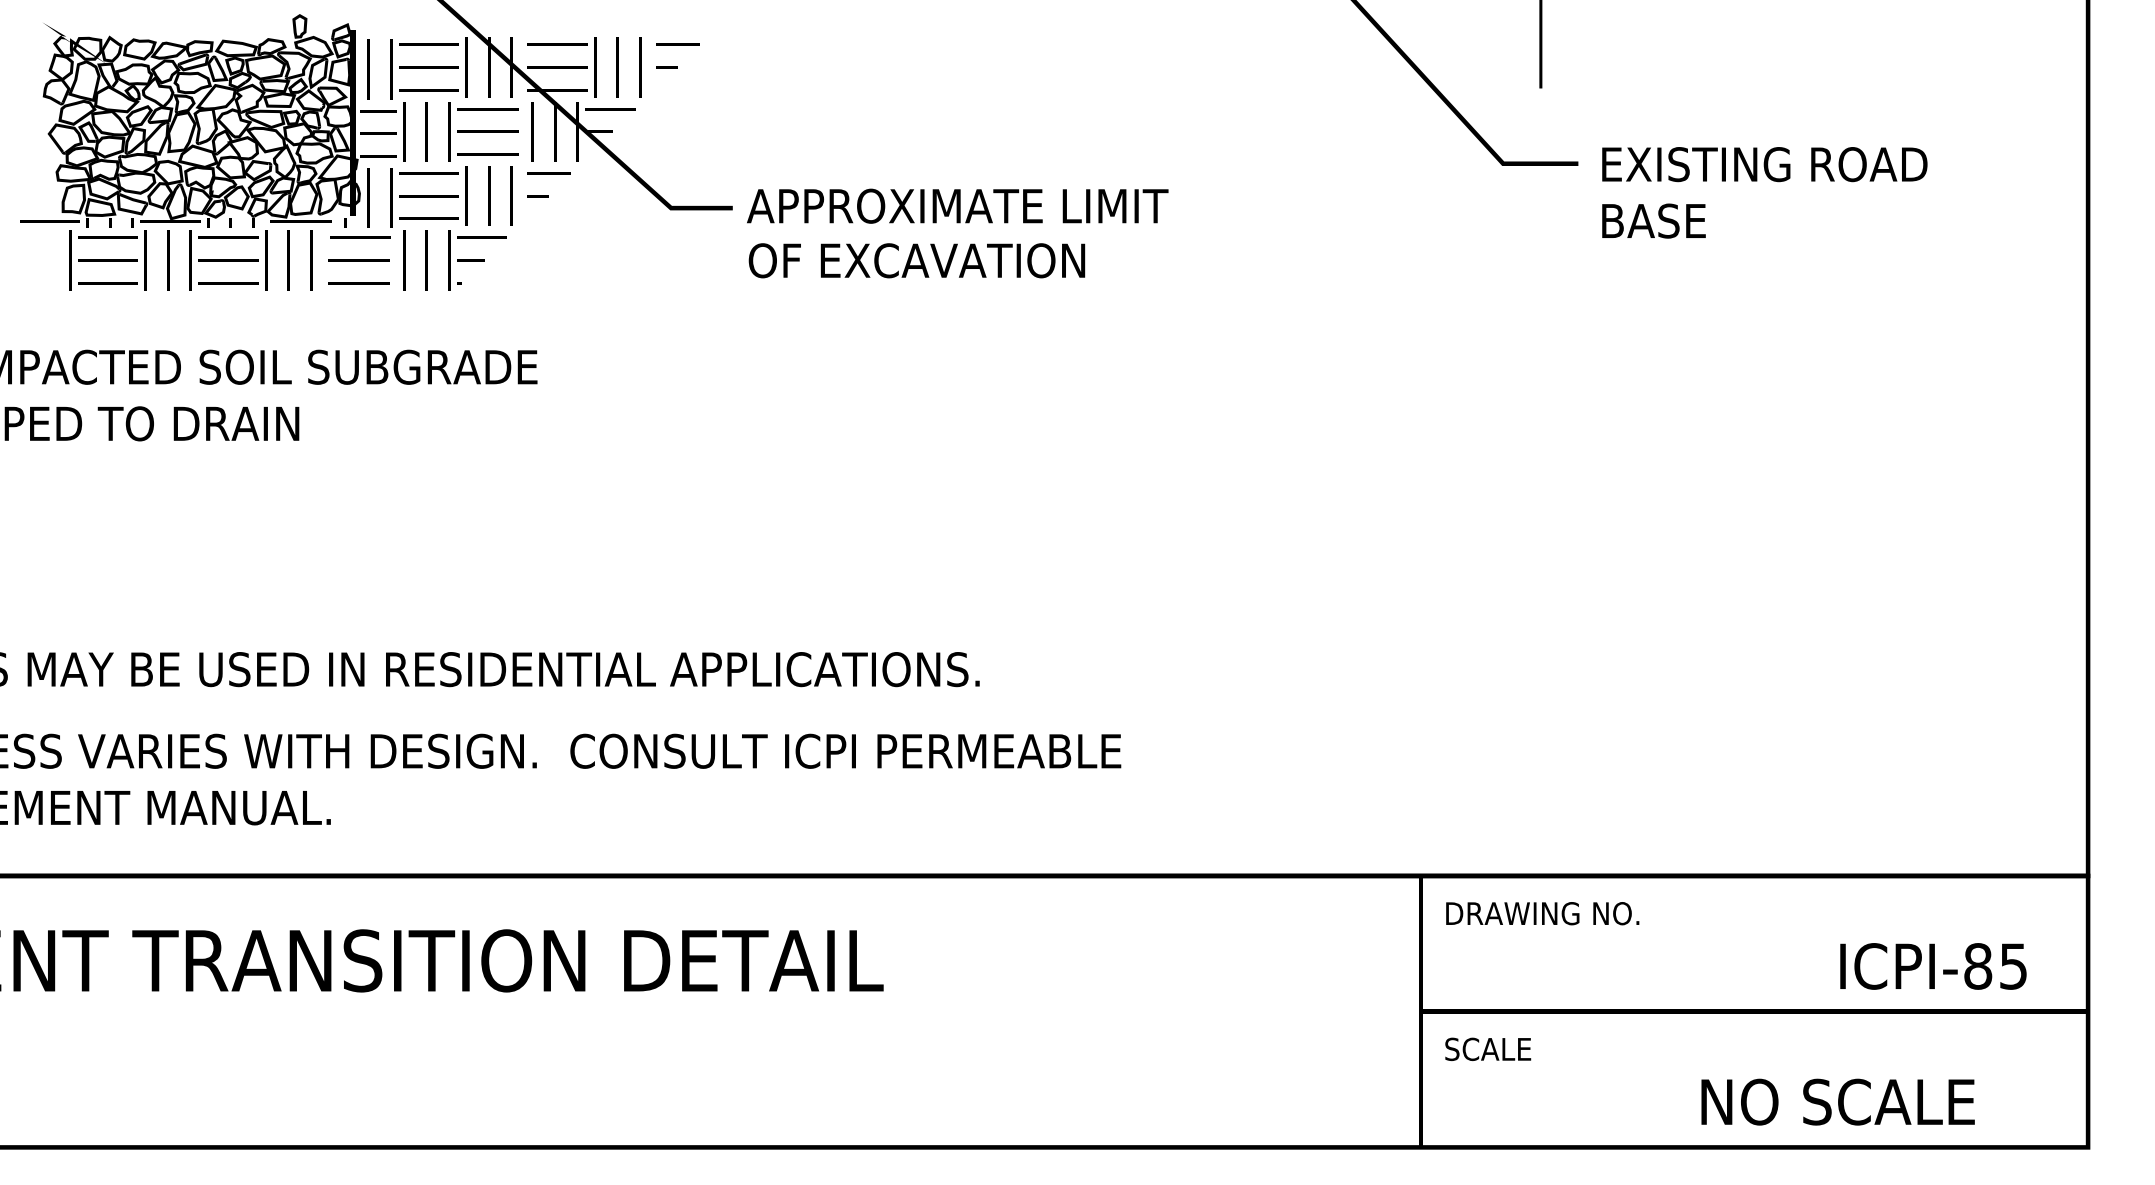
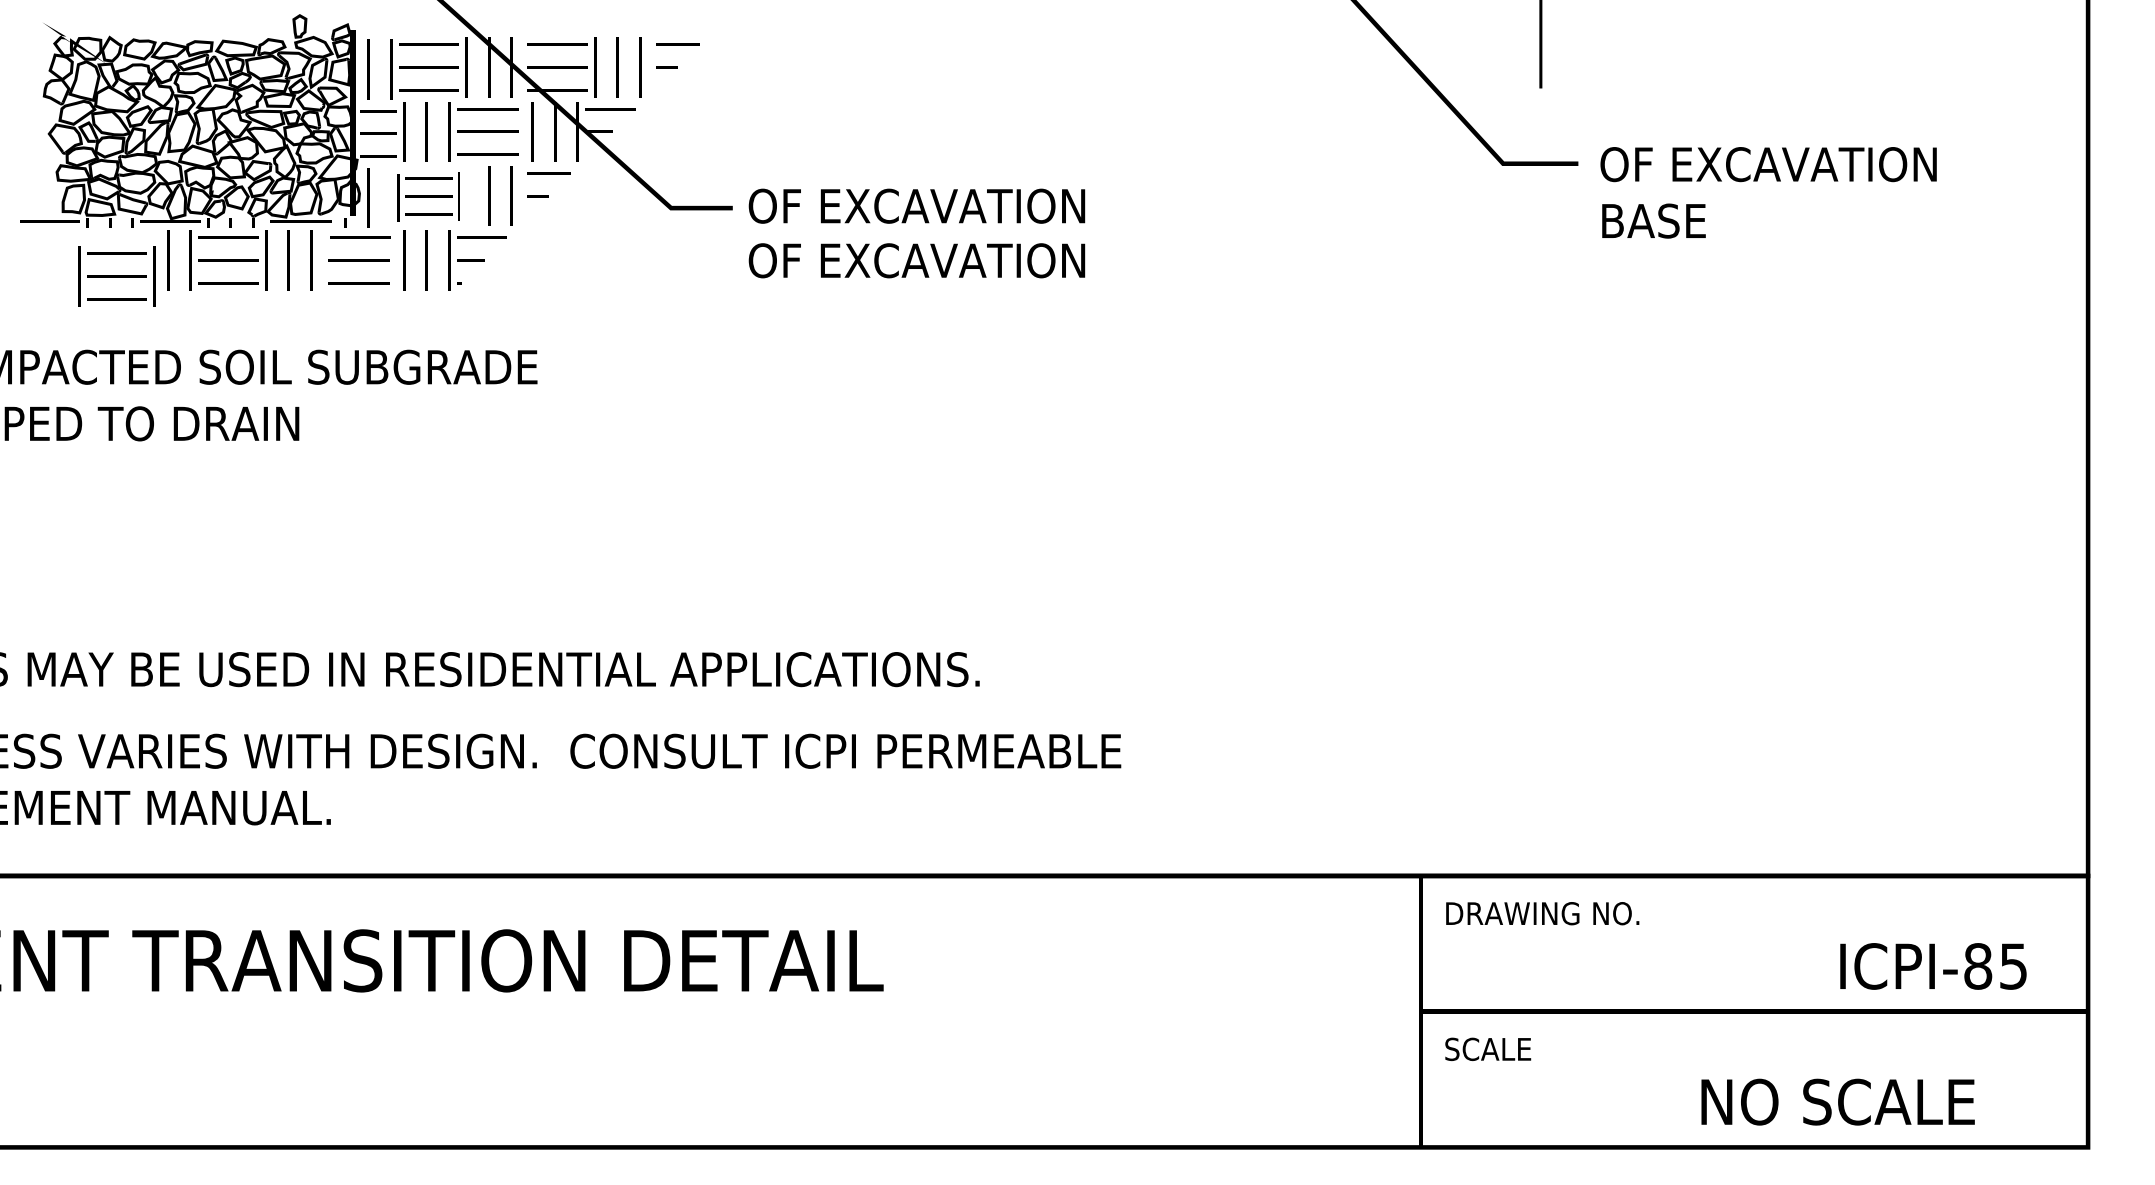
text: EXISTING ROAD -> OF EXCAVATION (1768, 164)
part size: 78x62 px -> 63x50 px (428, 196)
text: APPROXIMATE LIMIT -> OF EXCAVATION (957, 205)
part position: (107, 260) -> (116, 276) (116, 276)
